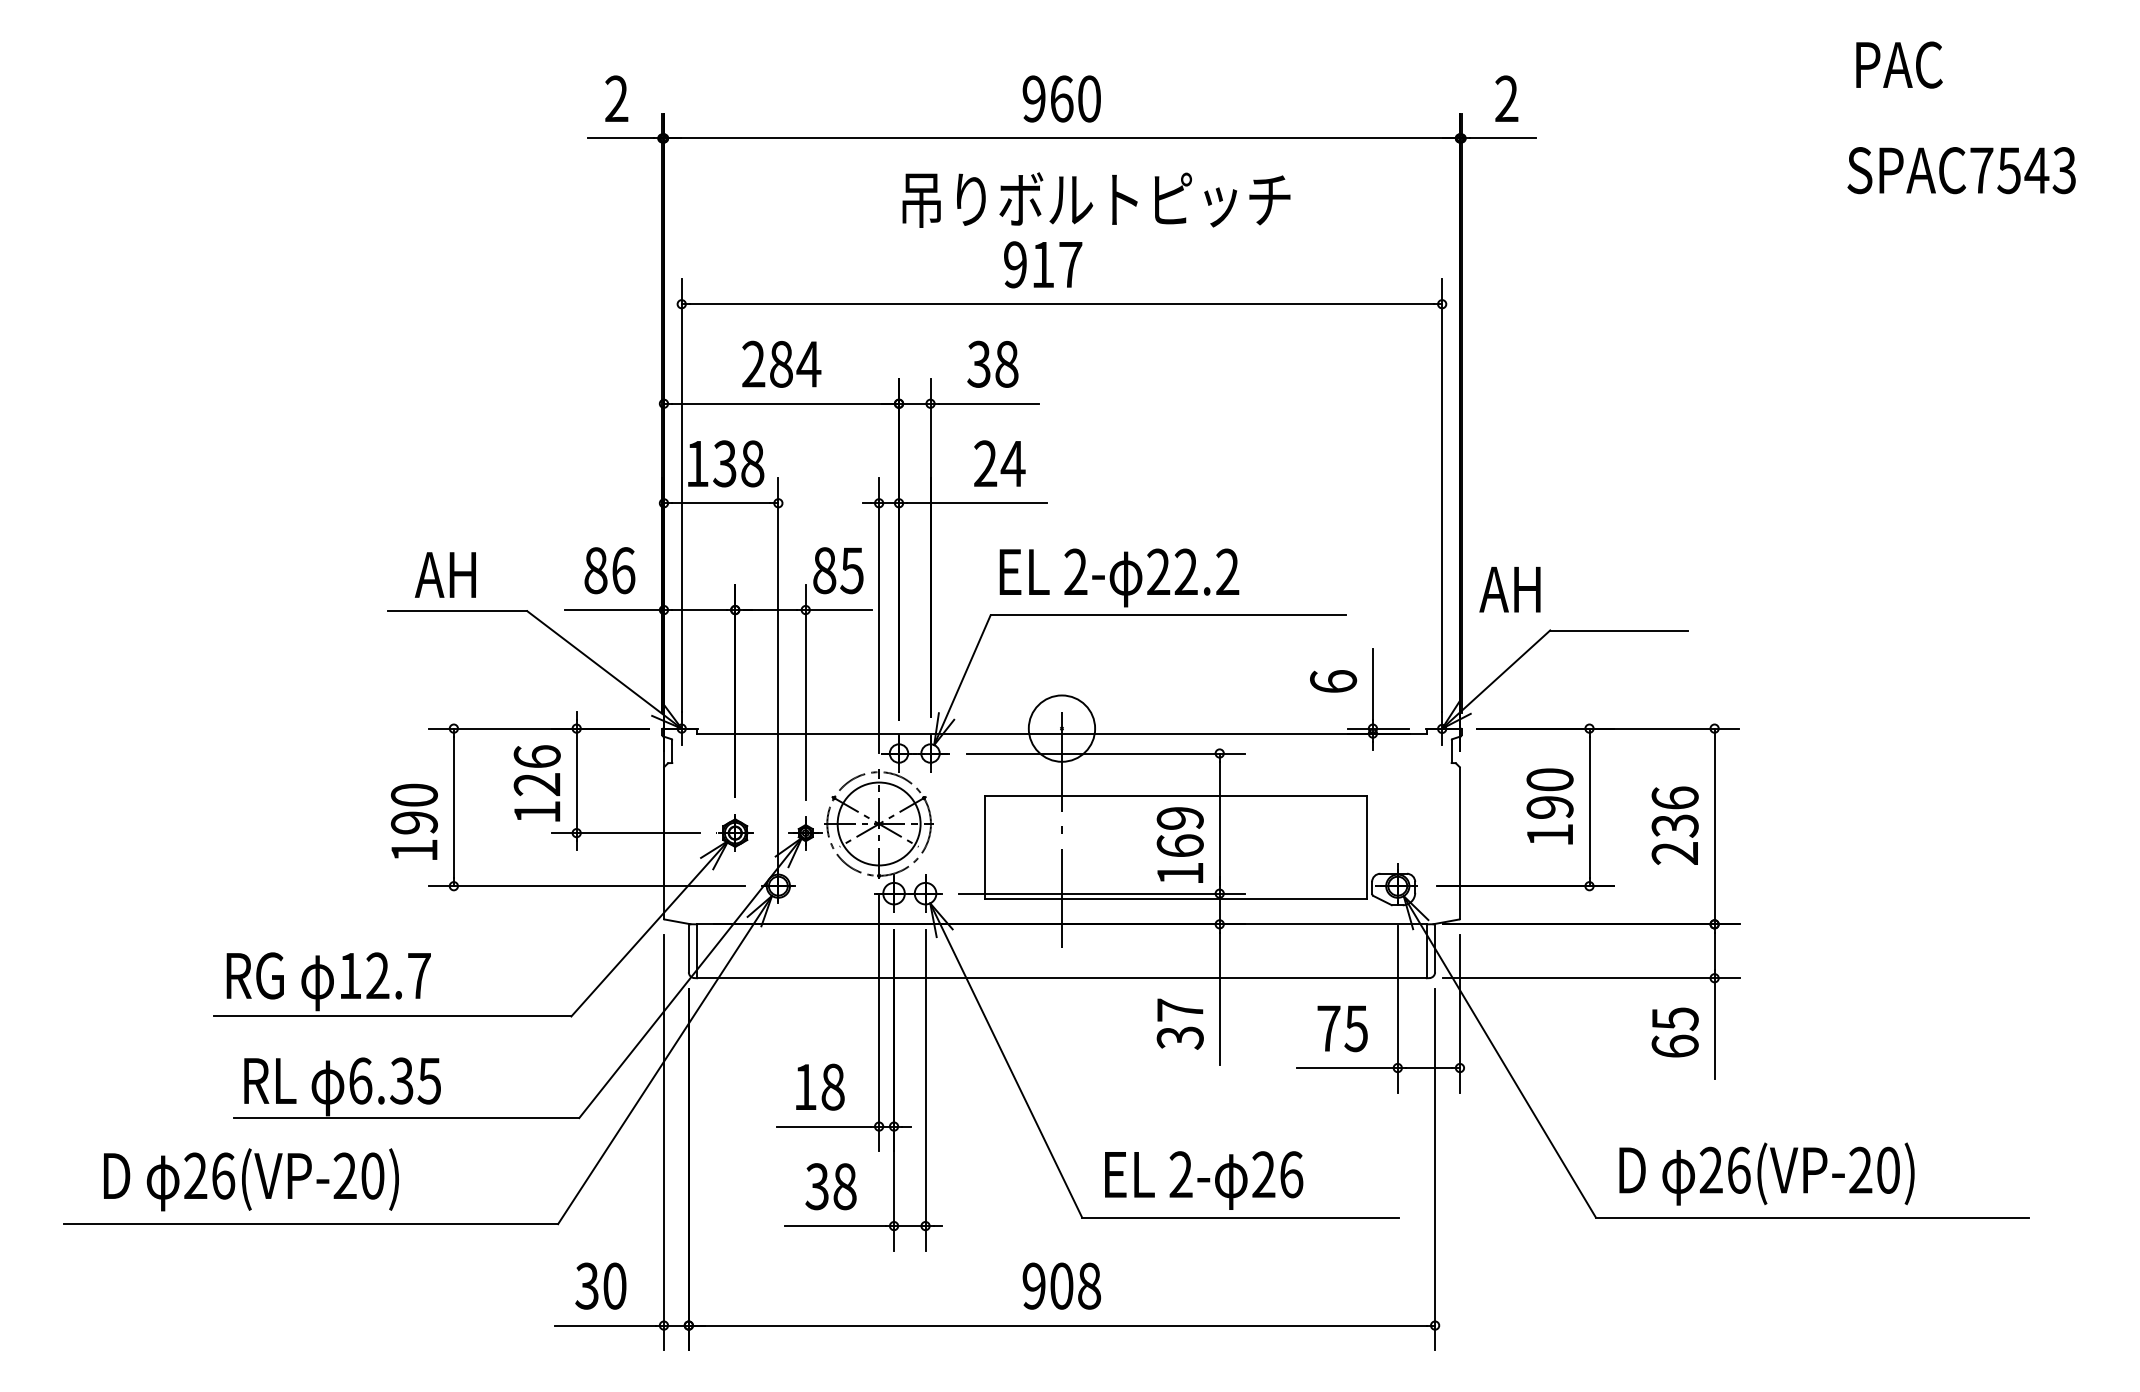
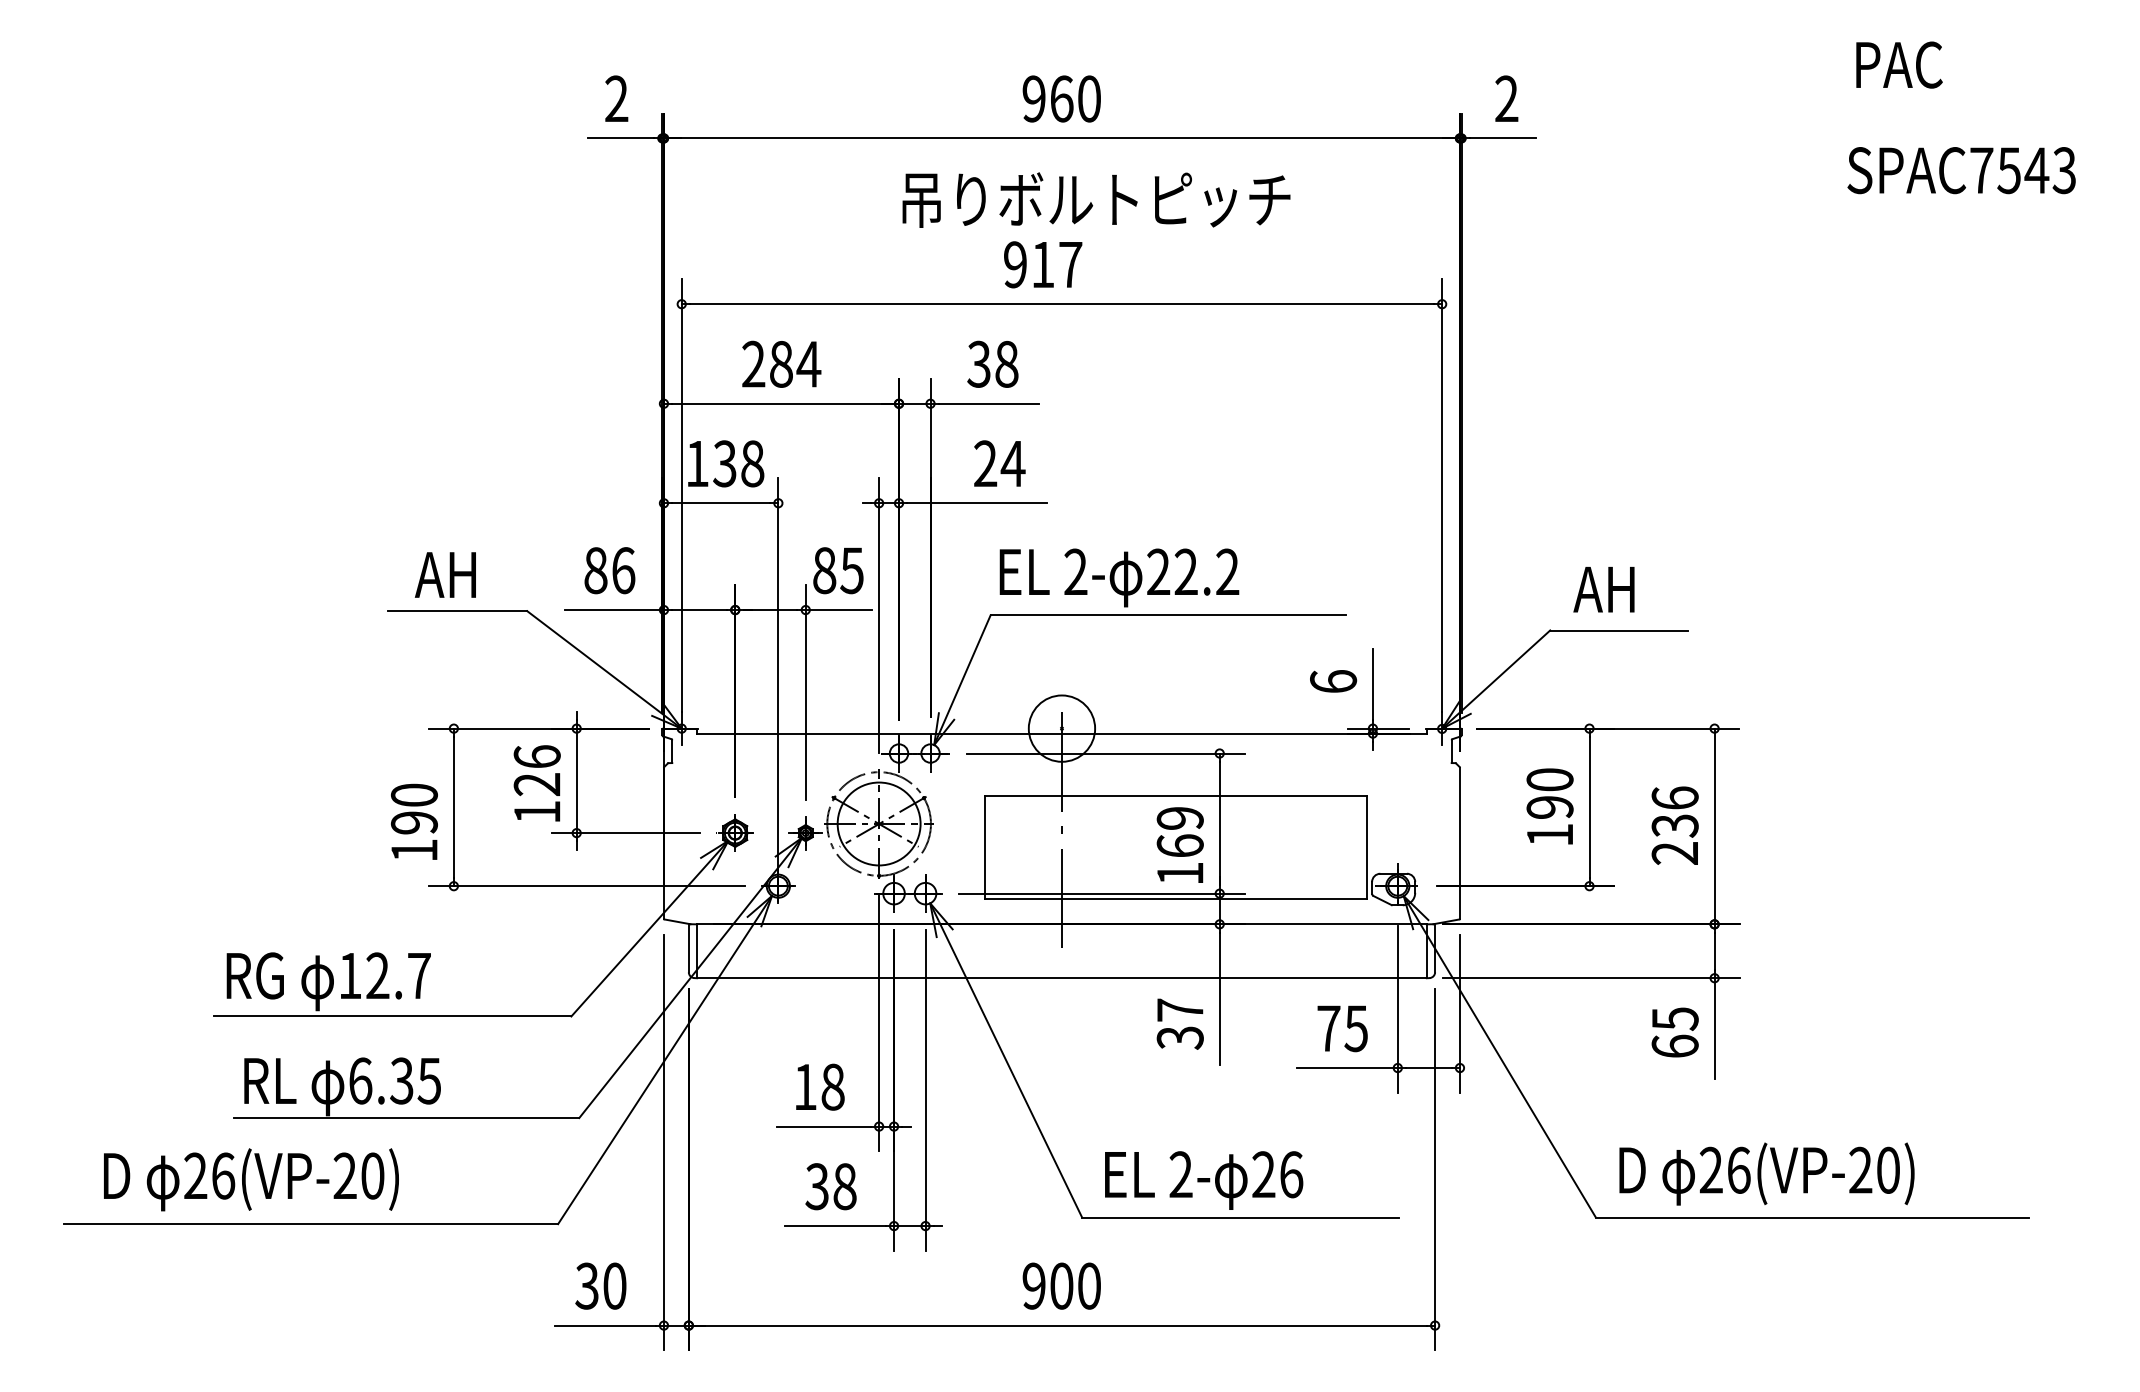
text position: (1509, 589) -> (1603, 589) (1603, 589)
text: 908 -> 900 (1089, 1285)
